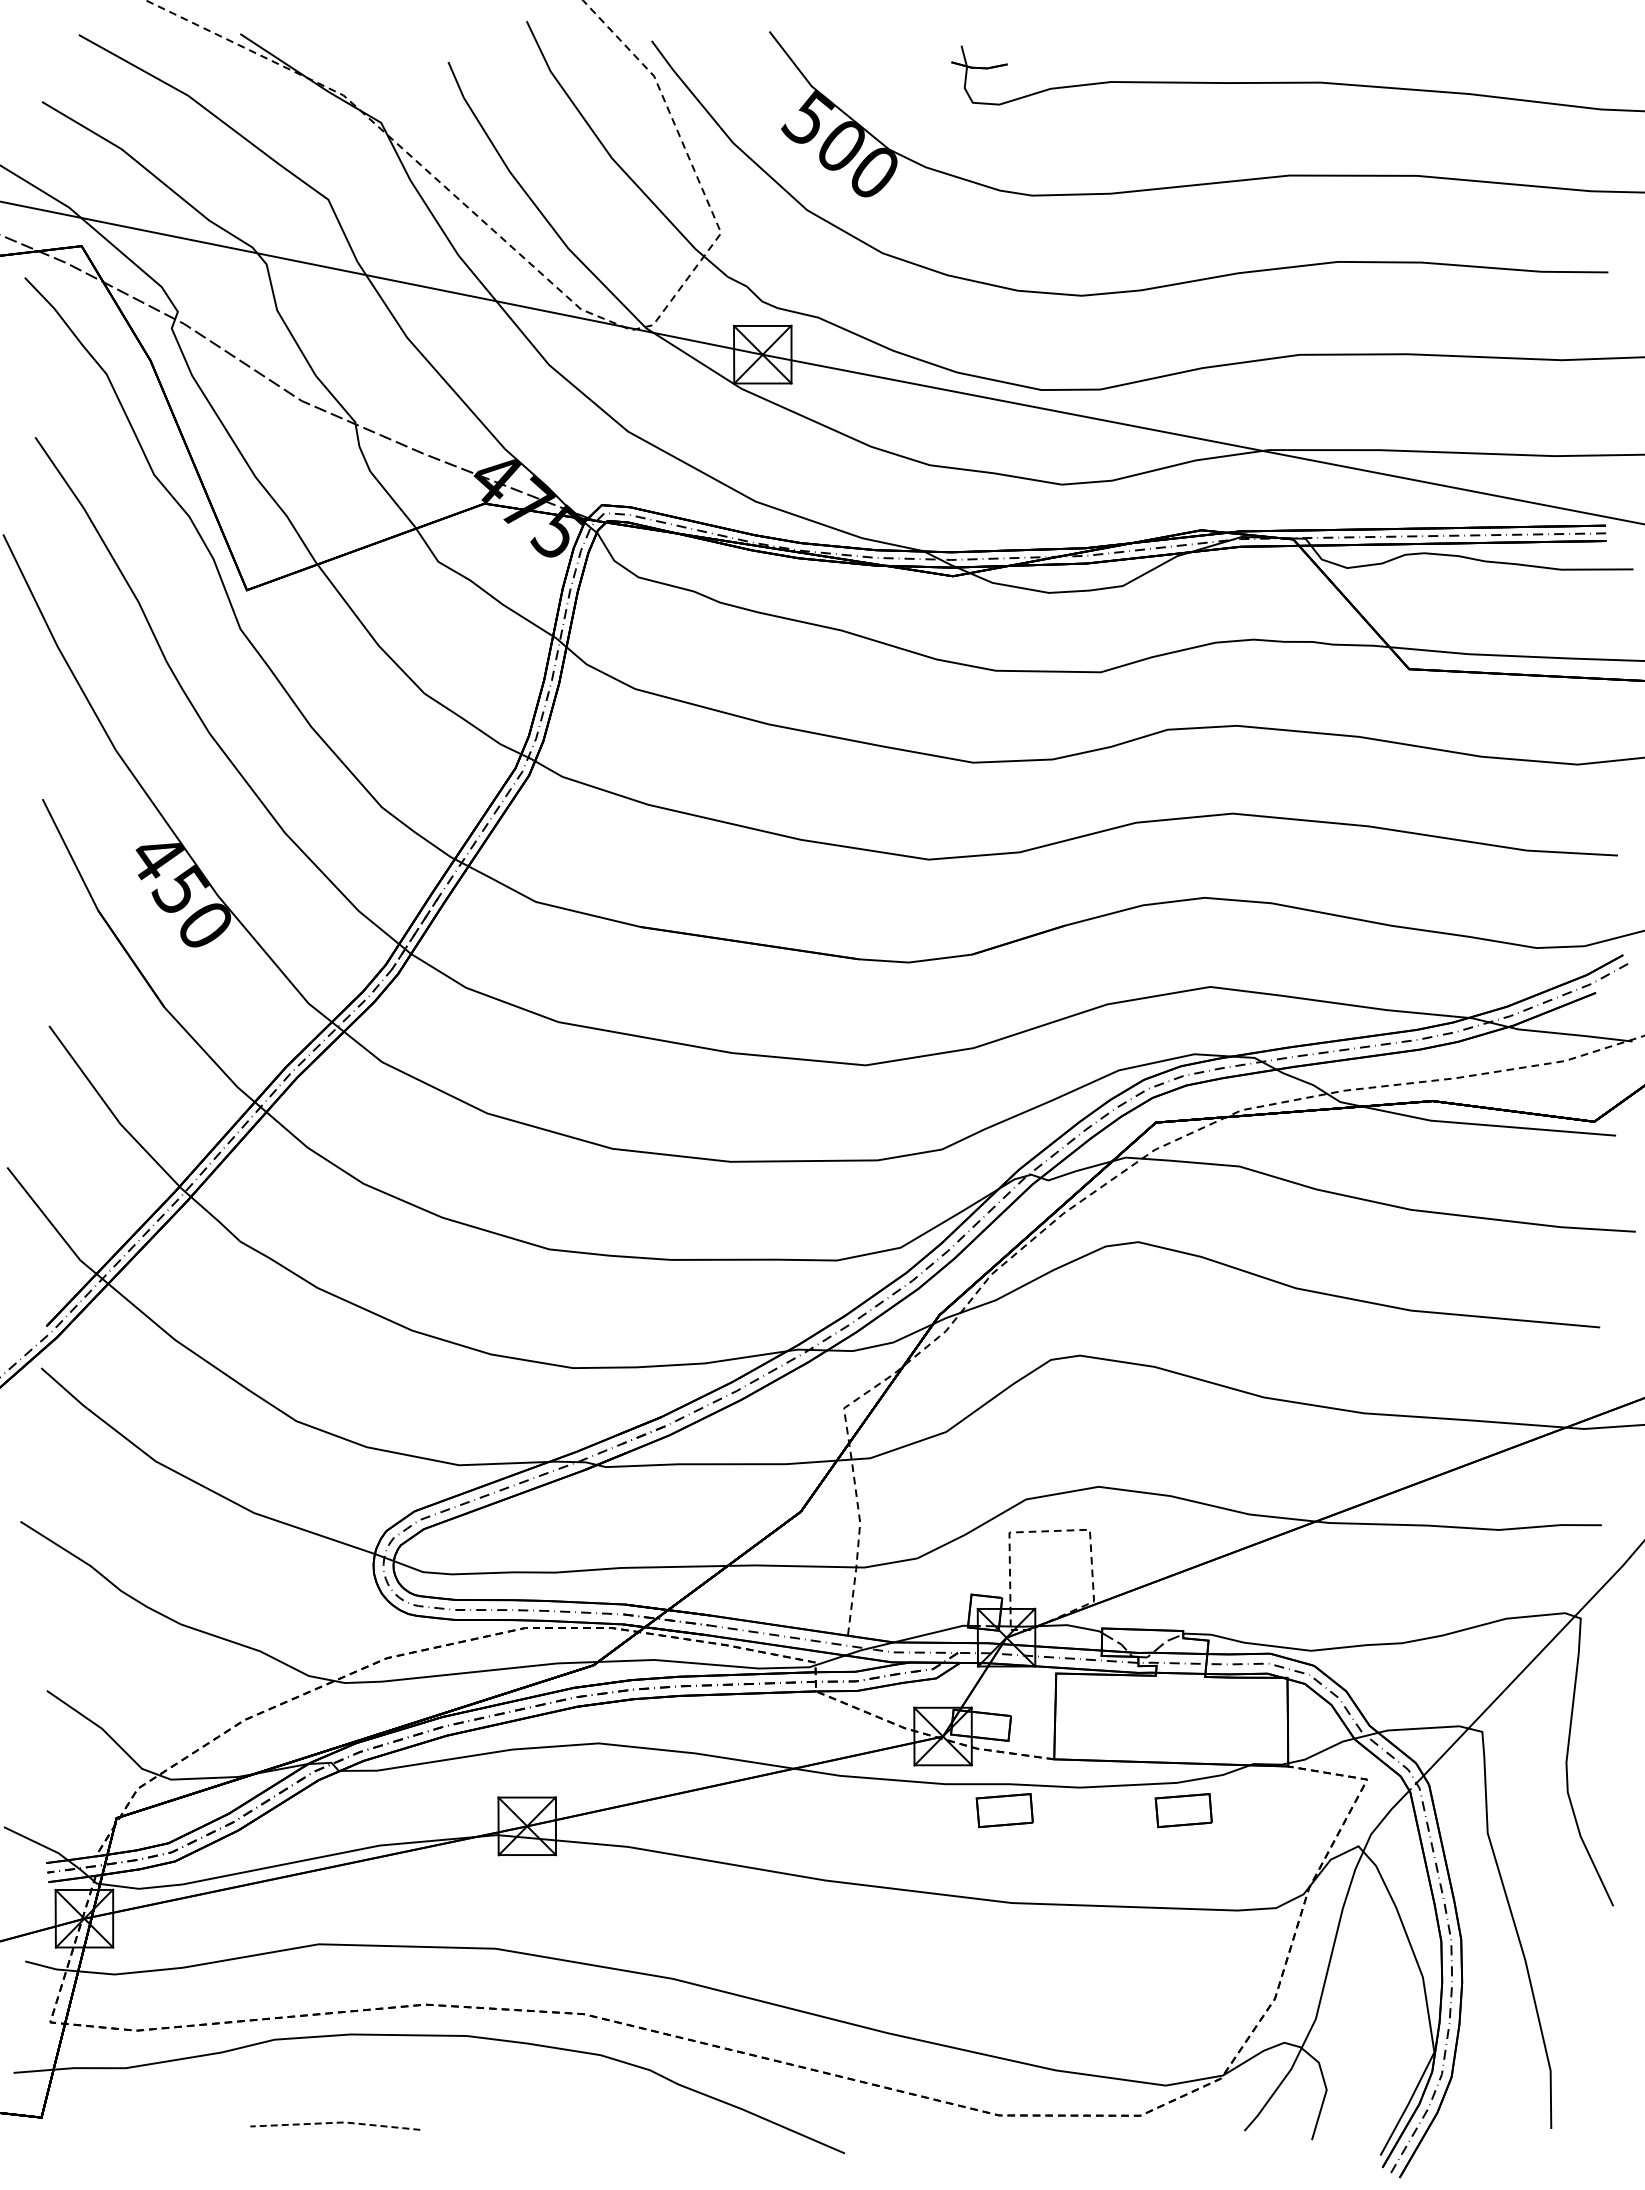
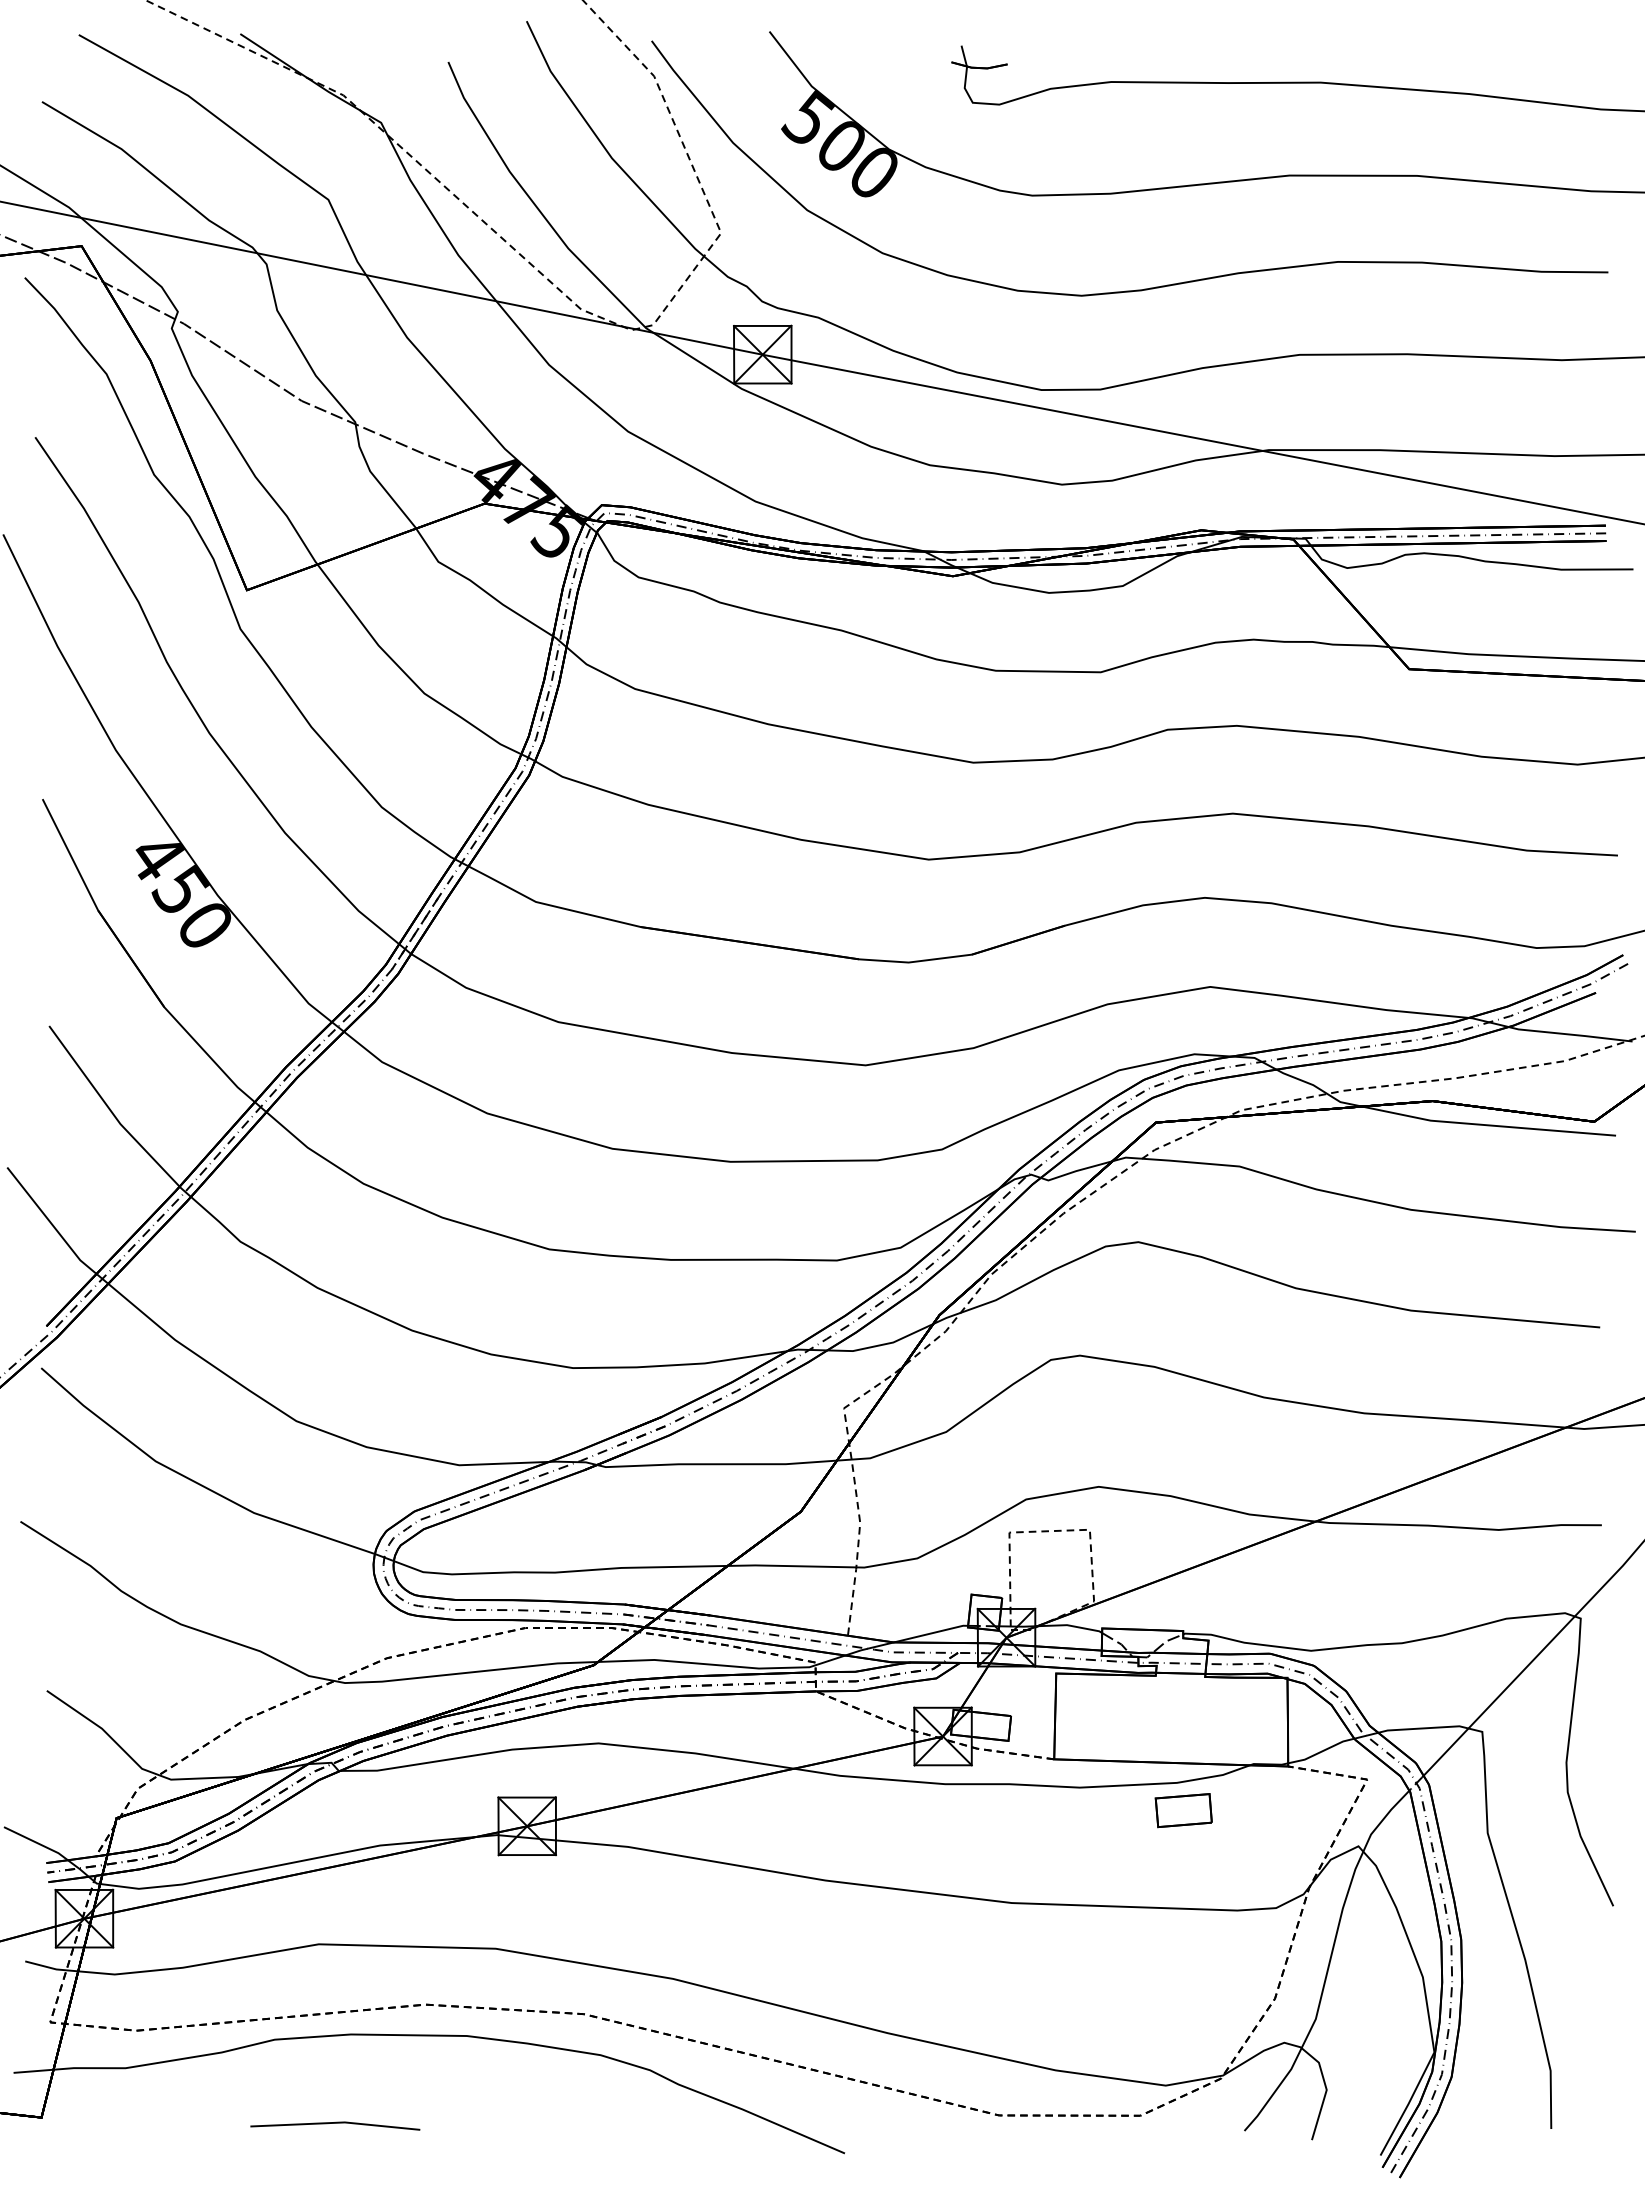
part: present -> none (1004, 1810)
line: dashed -> solid (335, 2122)
